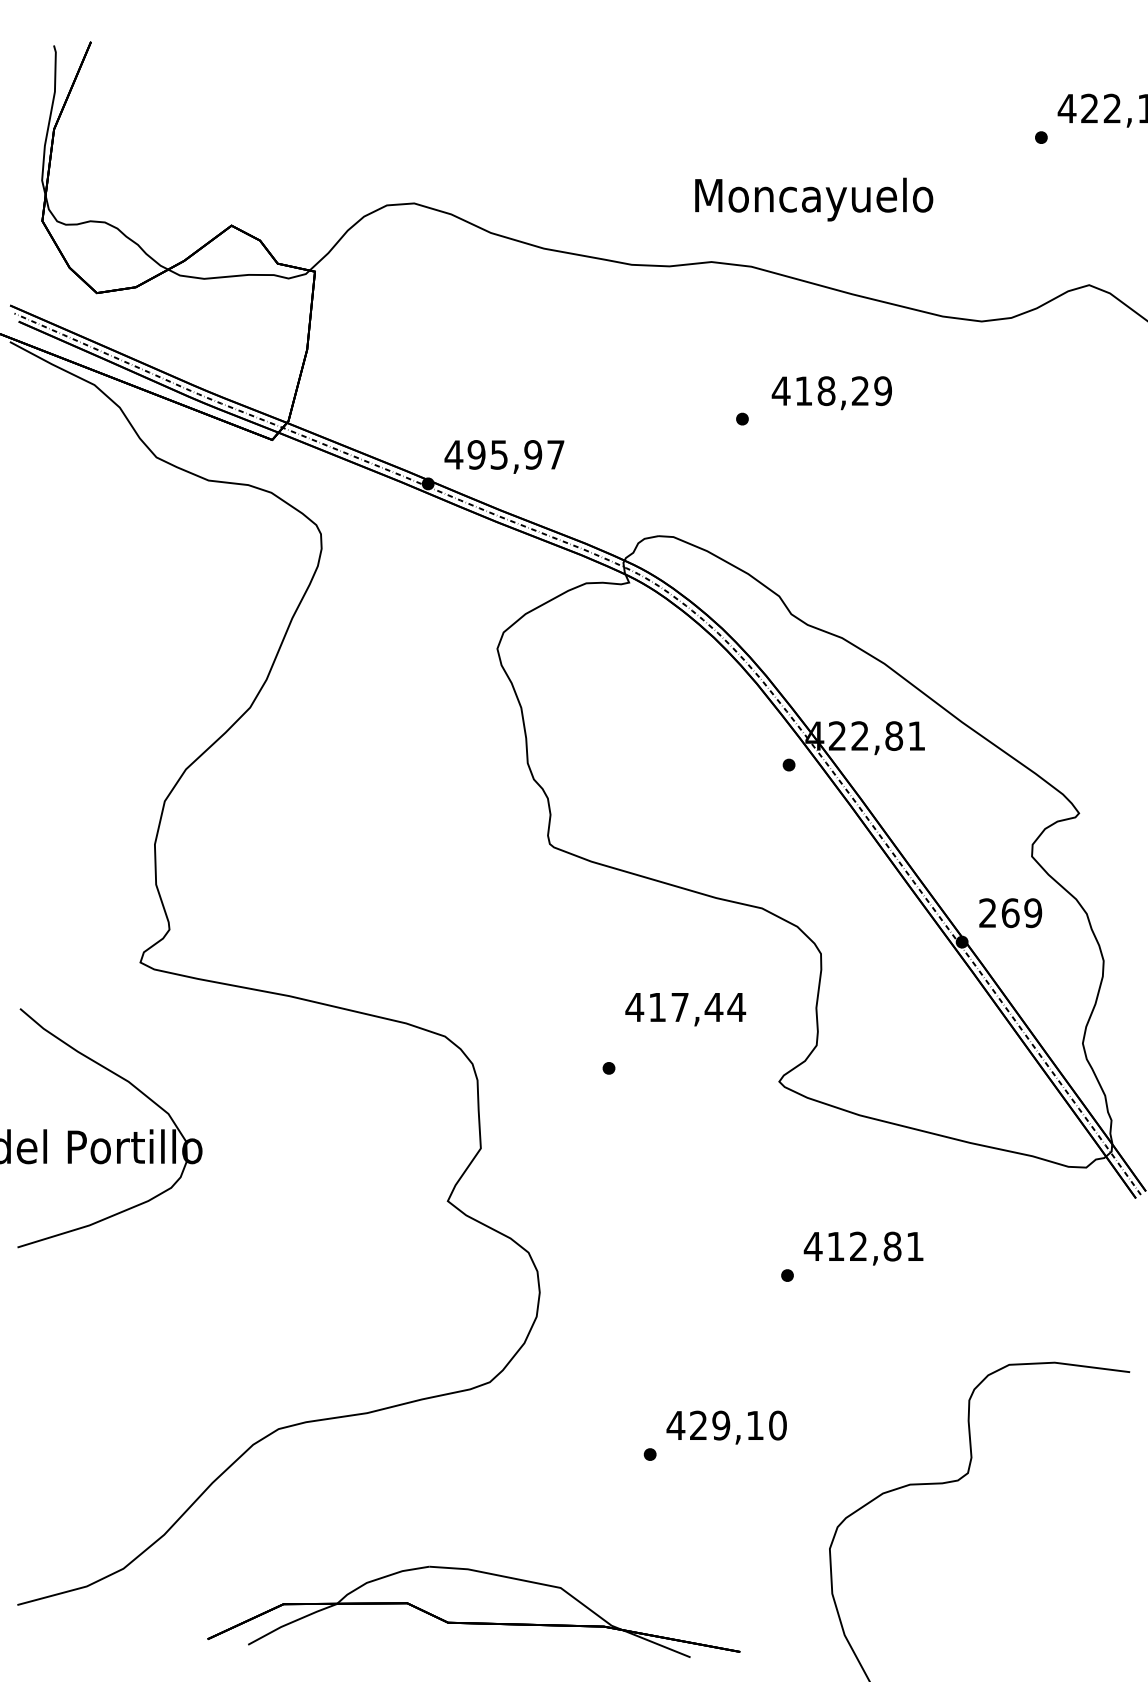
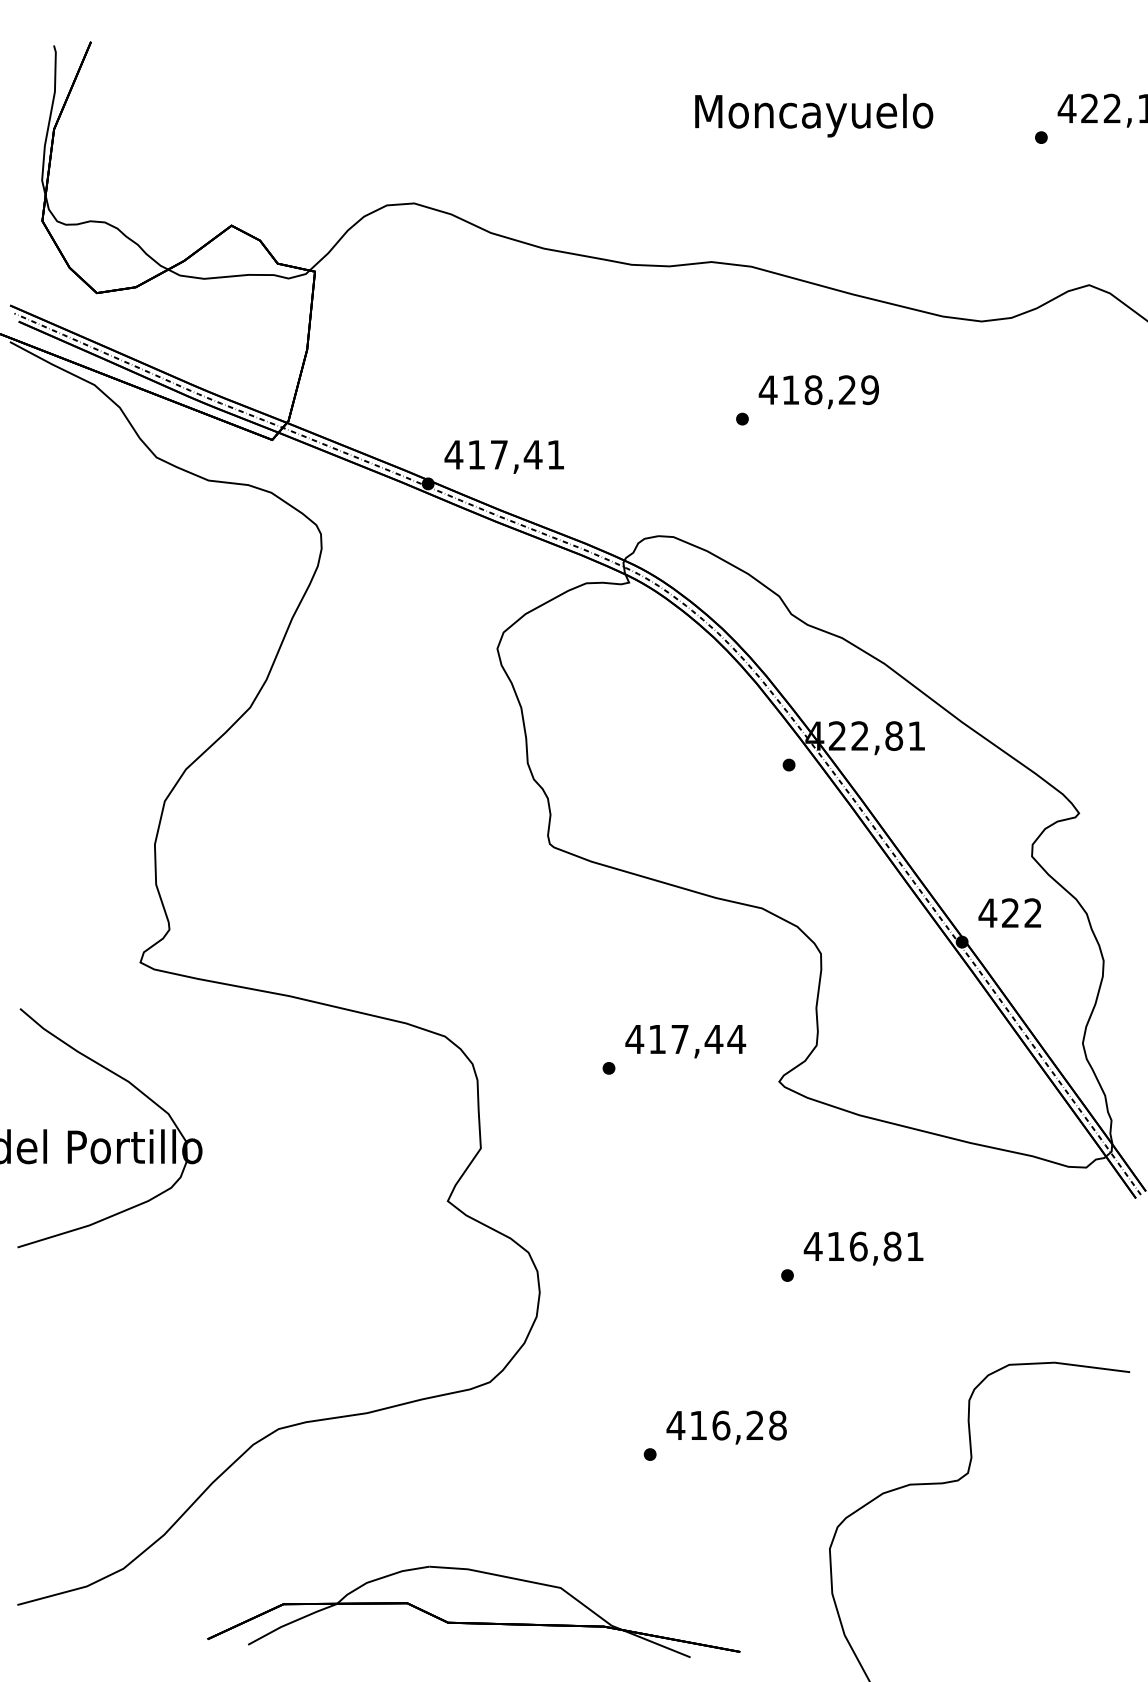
text position: (814, 199) -> (814, 115) (814, 115)
text position: (831, 393) -> (818, 392) (818, 392)
text: 495,97 -> 417,41 (515, 454)
text: 269 -> 422 (1010, 913)
text position: (685, 1009) -> (685, 1041) (685, 1041)
text: 412,81 -> 416,81 (858, 1246)
text: 429,10 -> 416,28 (738, 1425)
